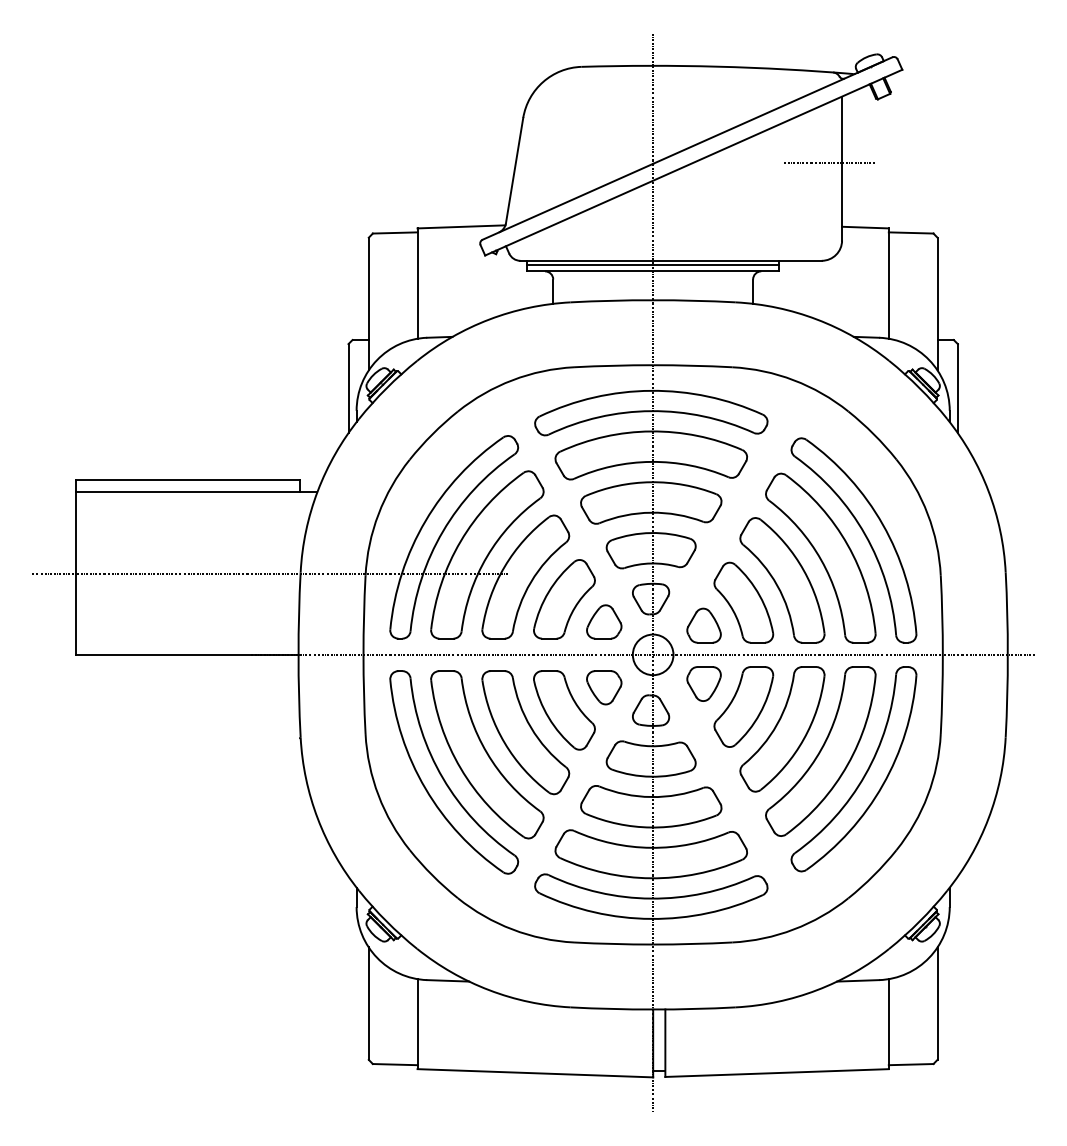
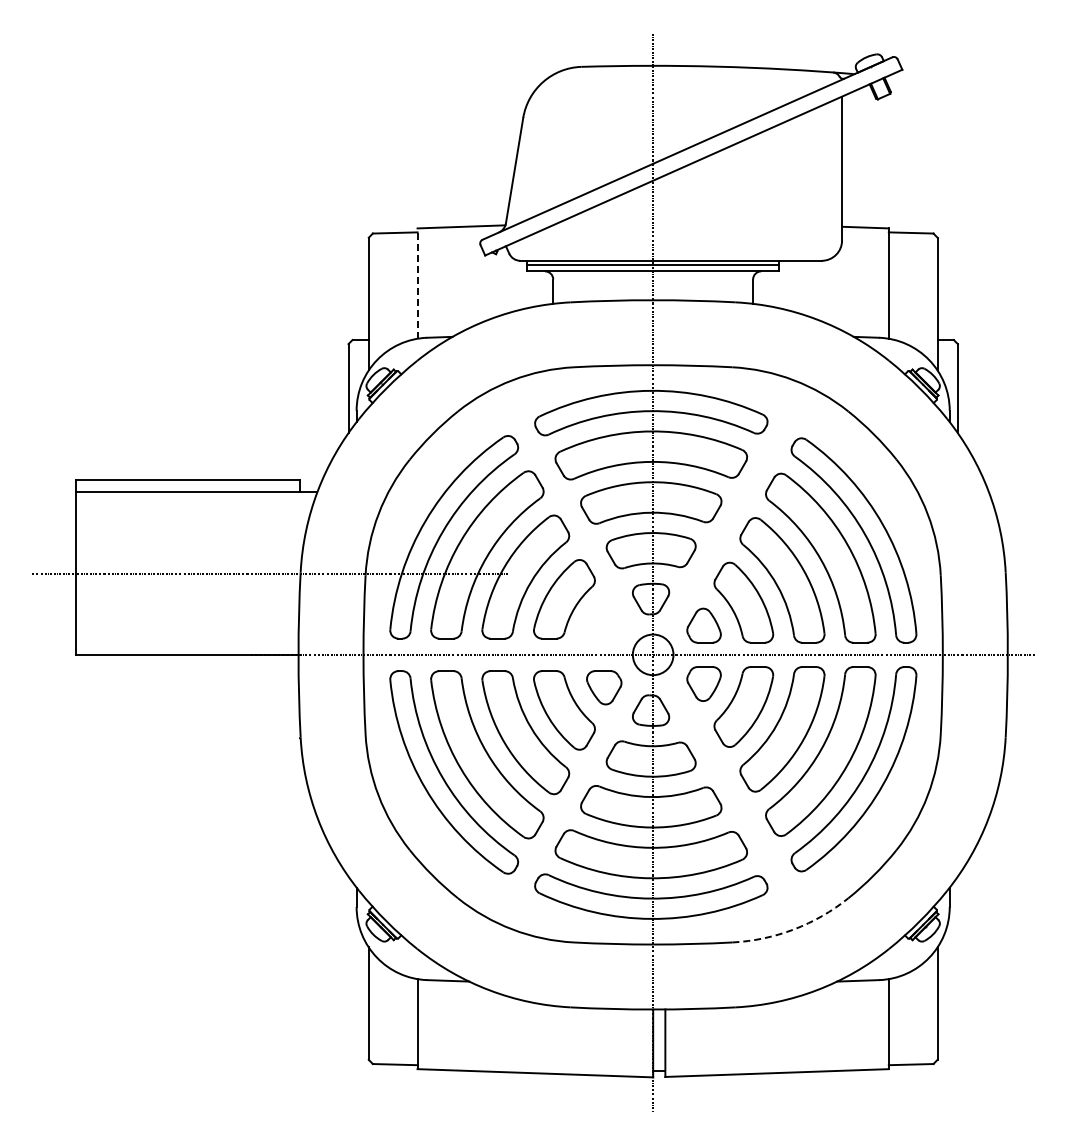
line: present -> none (829, 163)
line: solid -> dashed (417, 283)
part: present -> none (604, 621)
arc: solid -> dashed (793, 929)
